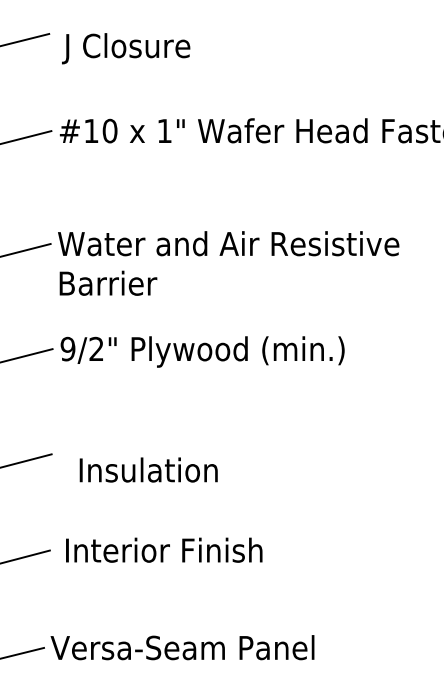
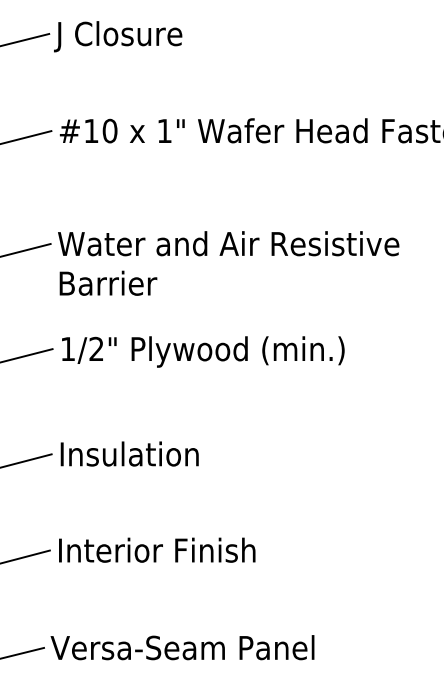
text position: (126, 48) -> (118, 36) (118, 36)
text: 9/2" -> 1/2" (67, 348)
text position: (148, 469) -> (129, 453) (129, 453)
text position: (164, 549) -> (157, 549) (157, 549)
